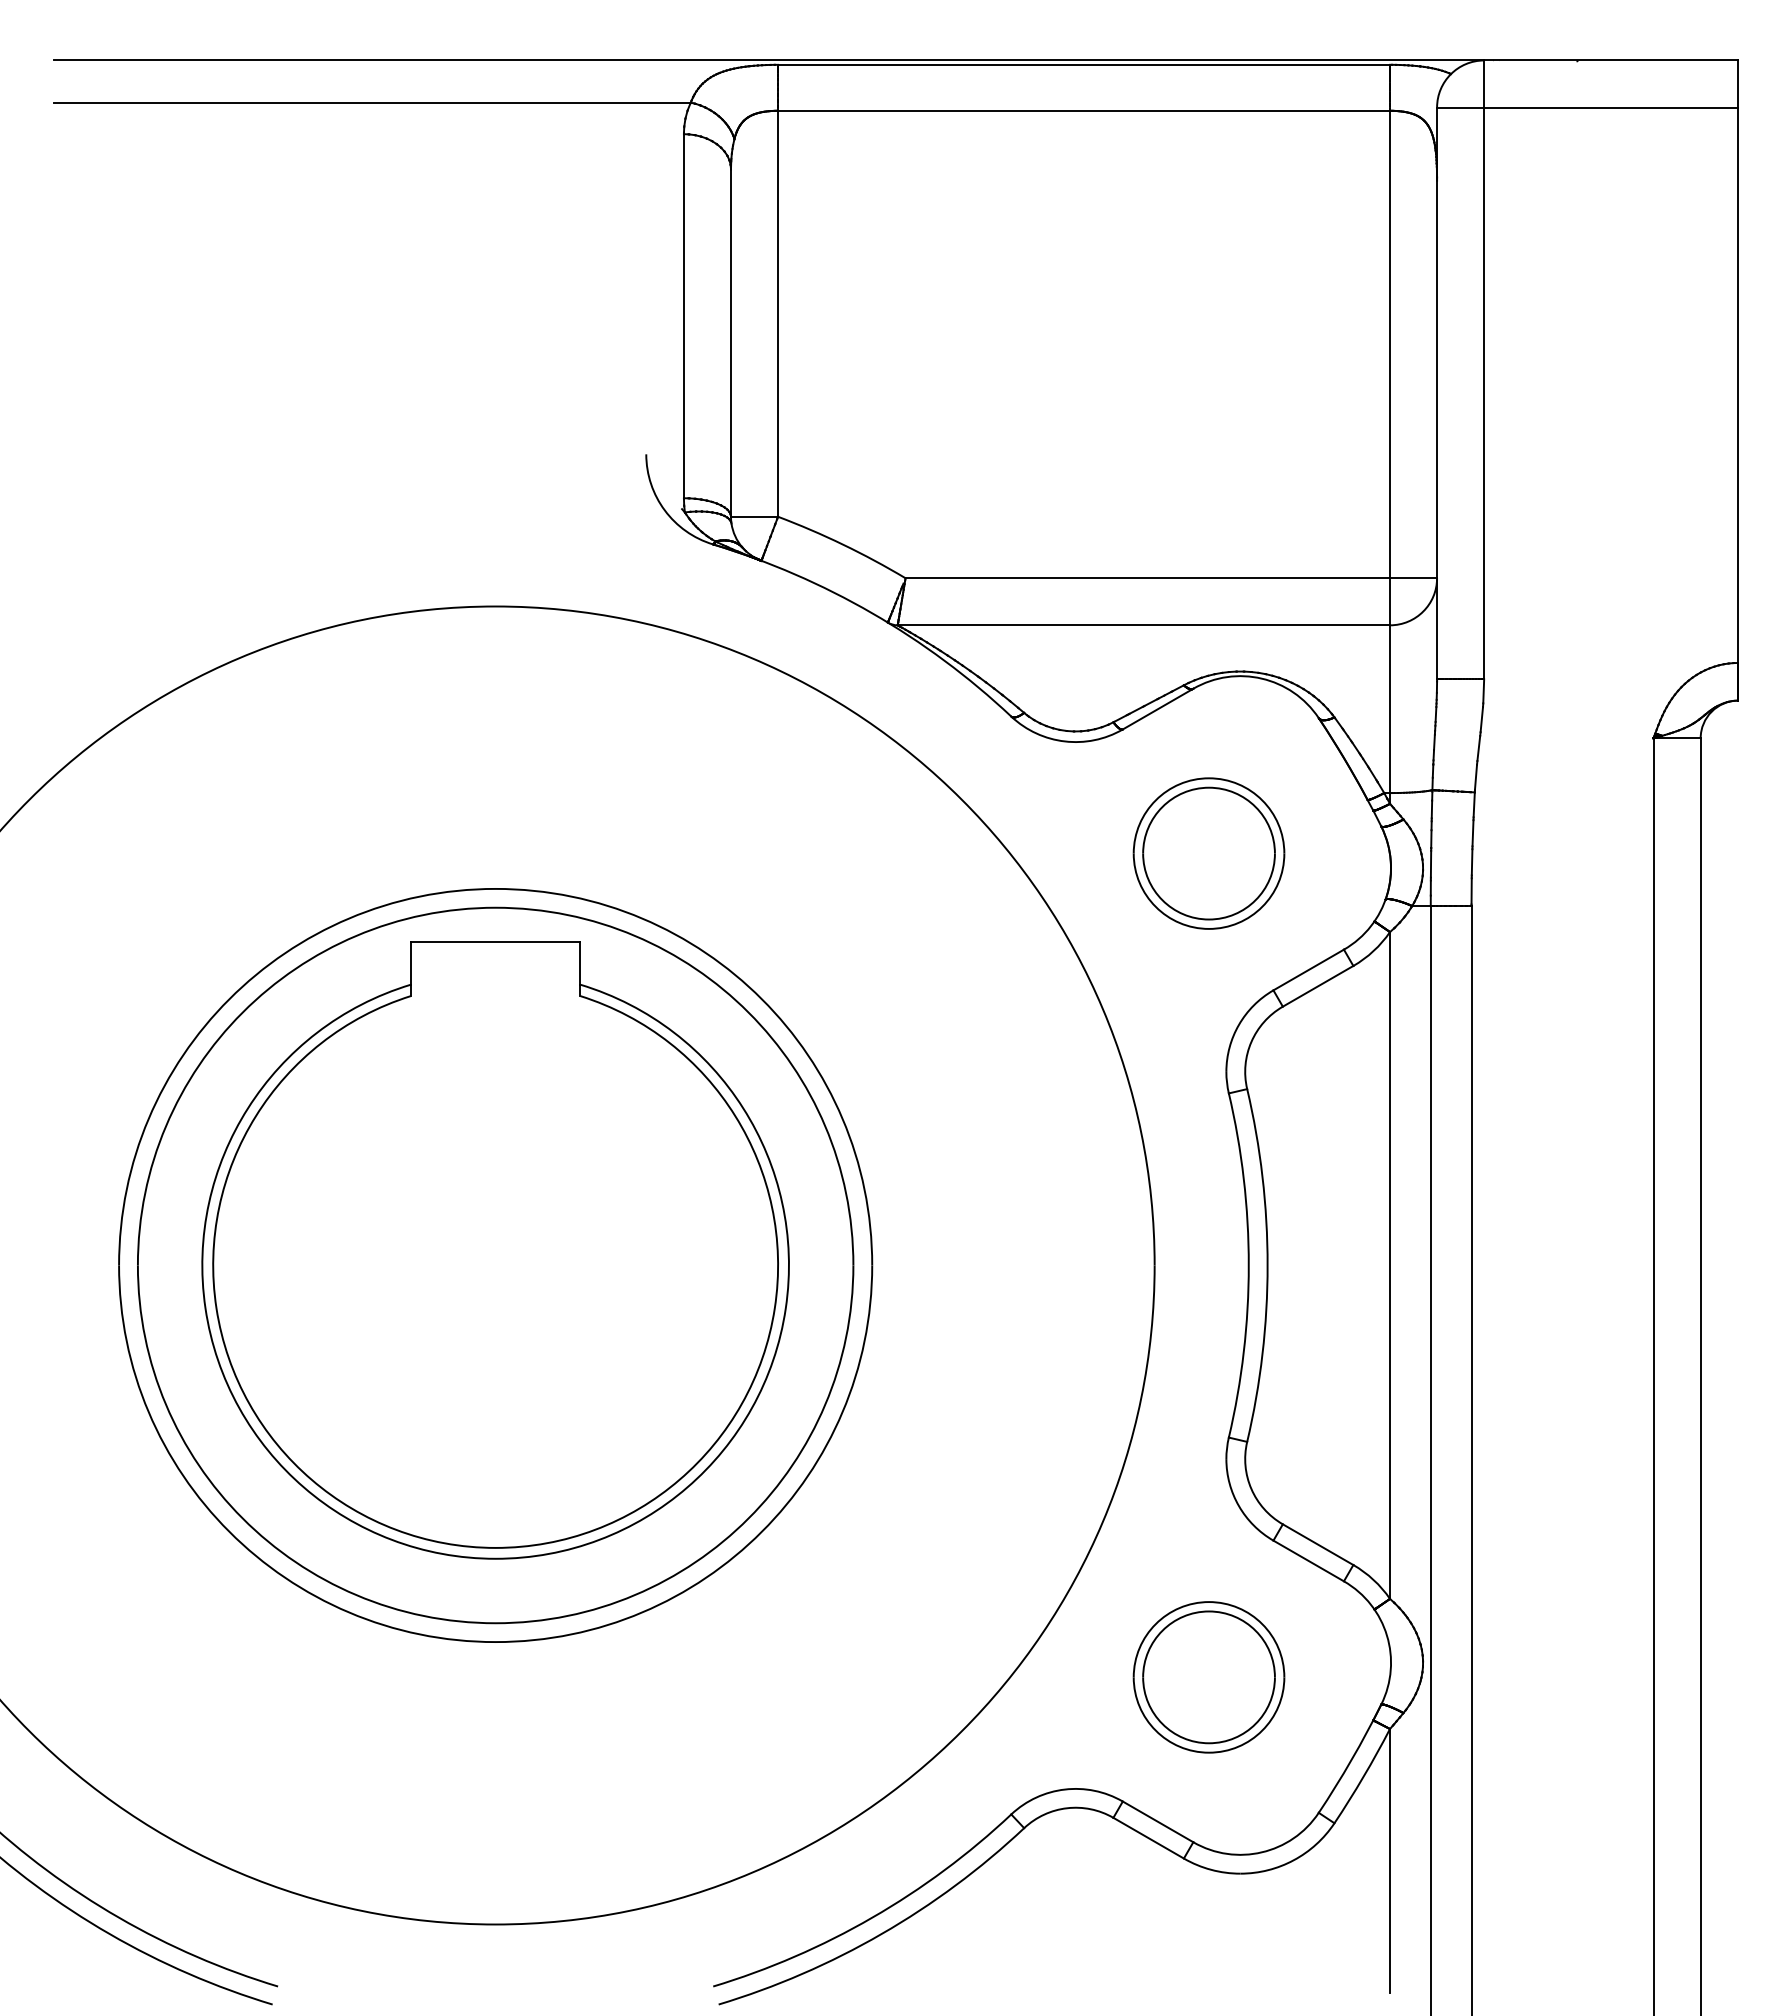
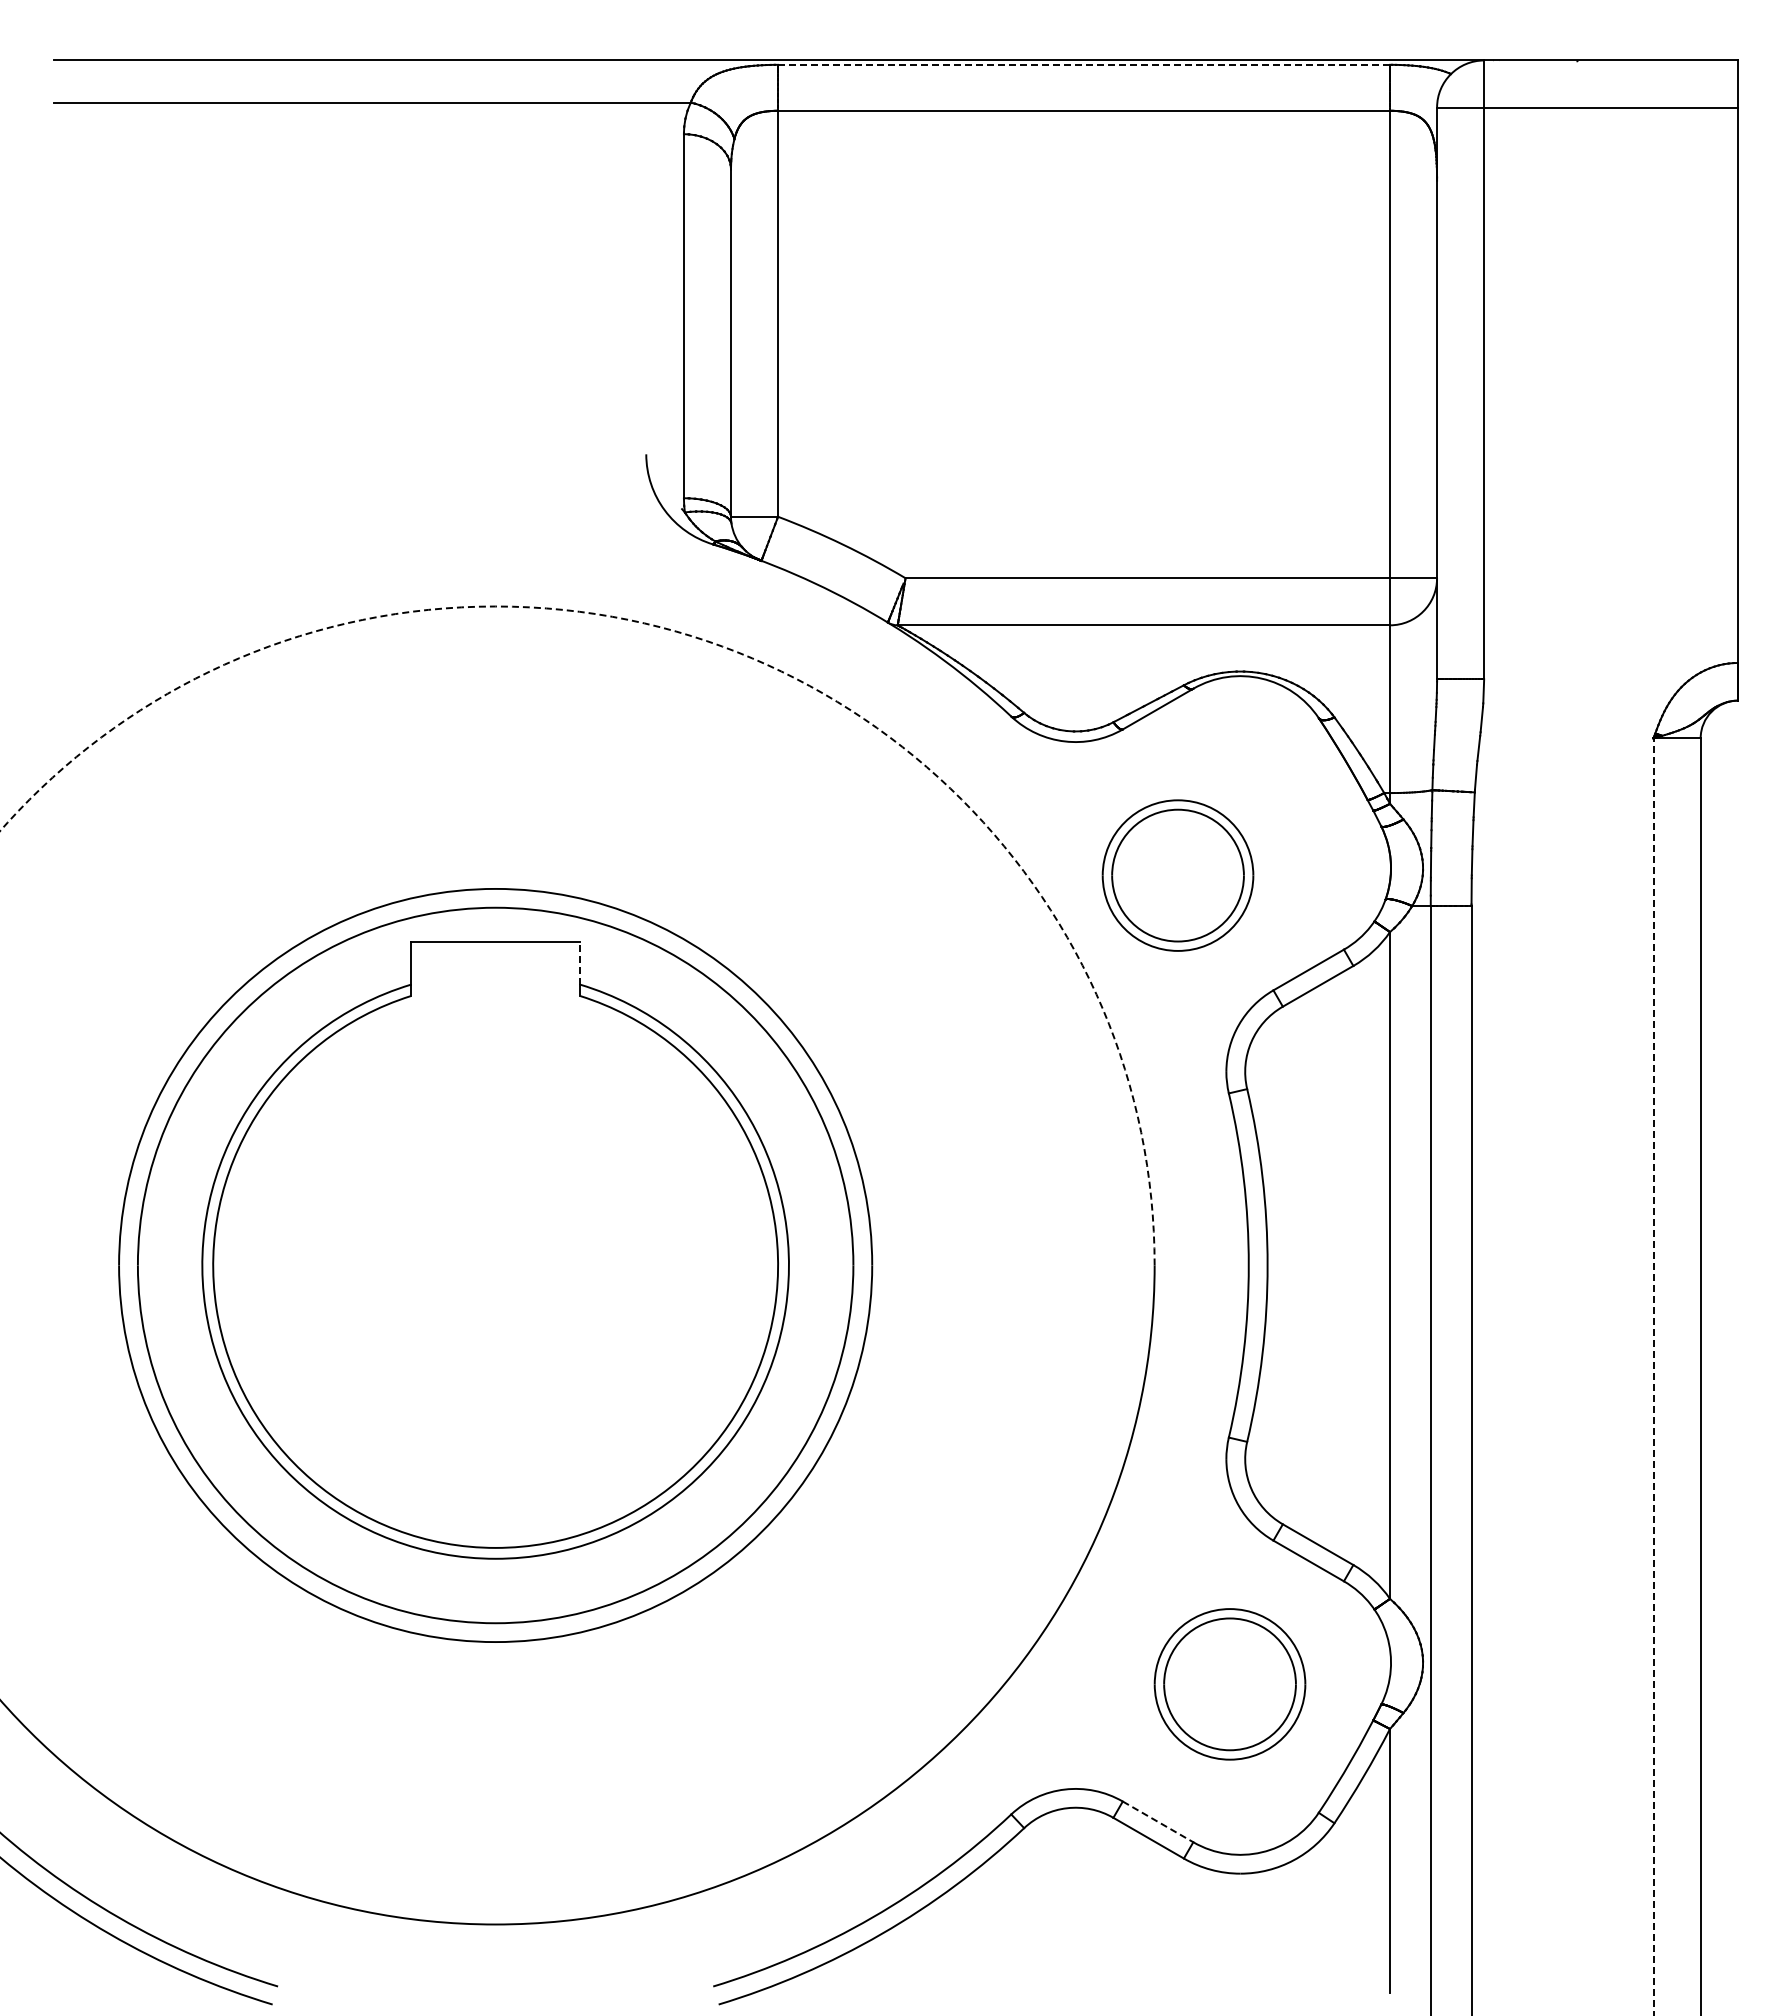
line: solid -> dashed (1084, 64)
arc: solid -> dashed (726, 648)
part position: (1208, 853) -> (1177, 875) (1177, 875)
line: solid -> dashed (580, 963)
line: solid -> dashed (1653, 1376)
part position: (1208, 1677) -> (1229, 1684) (1229, 1684)
line: solid -> dashed (1158, 1821)
